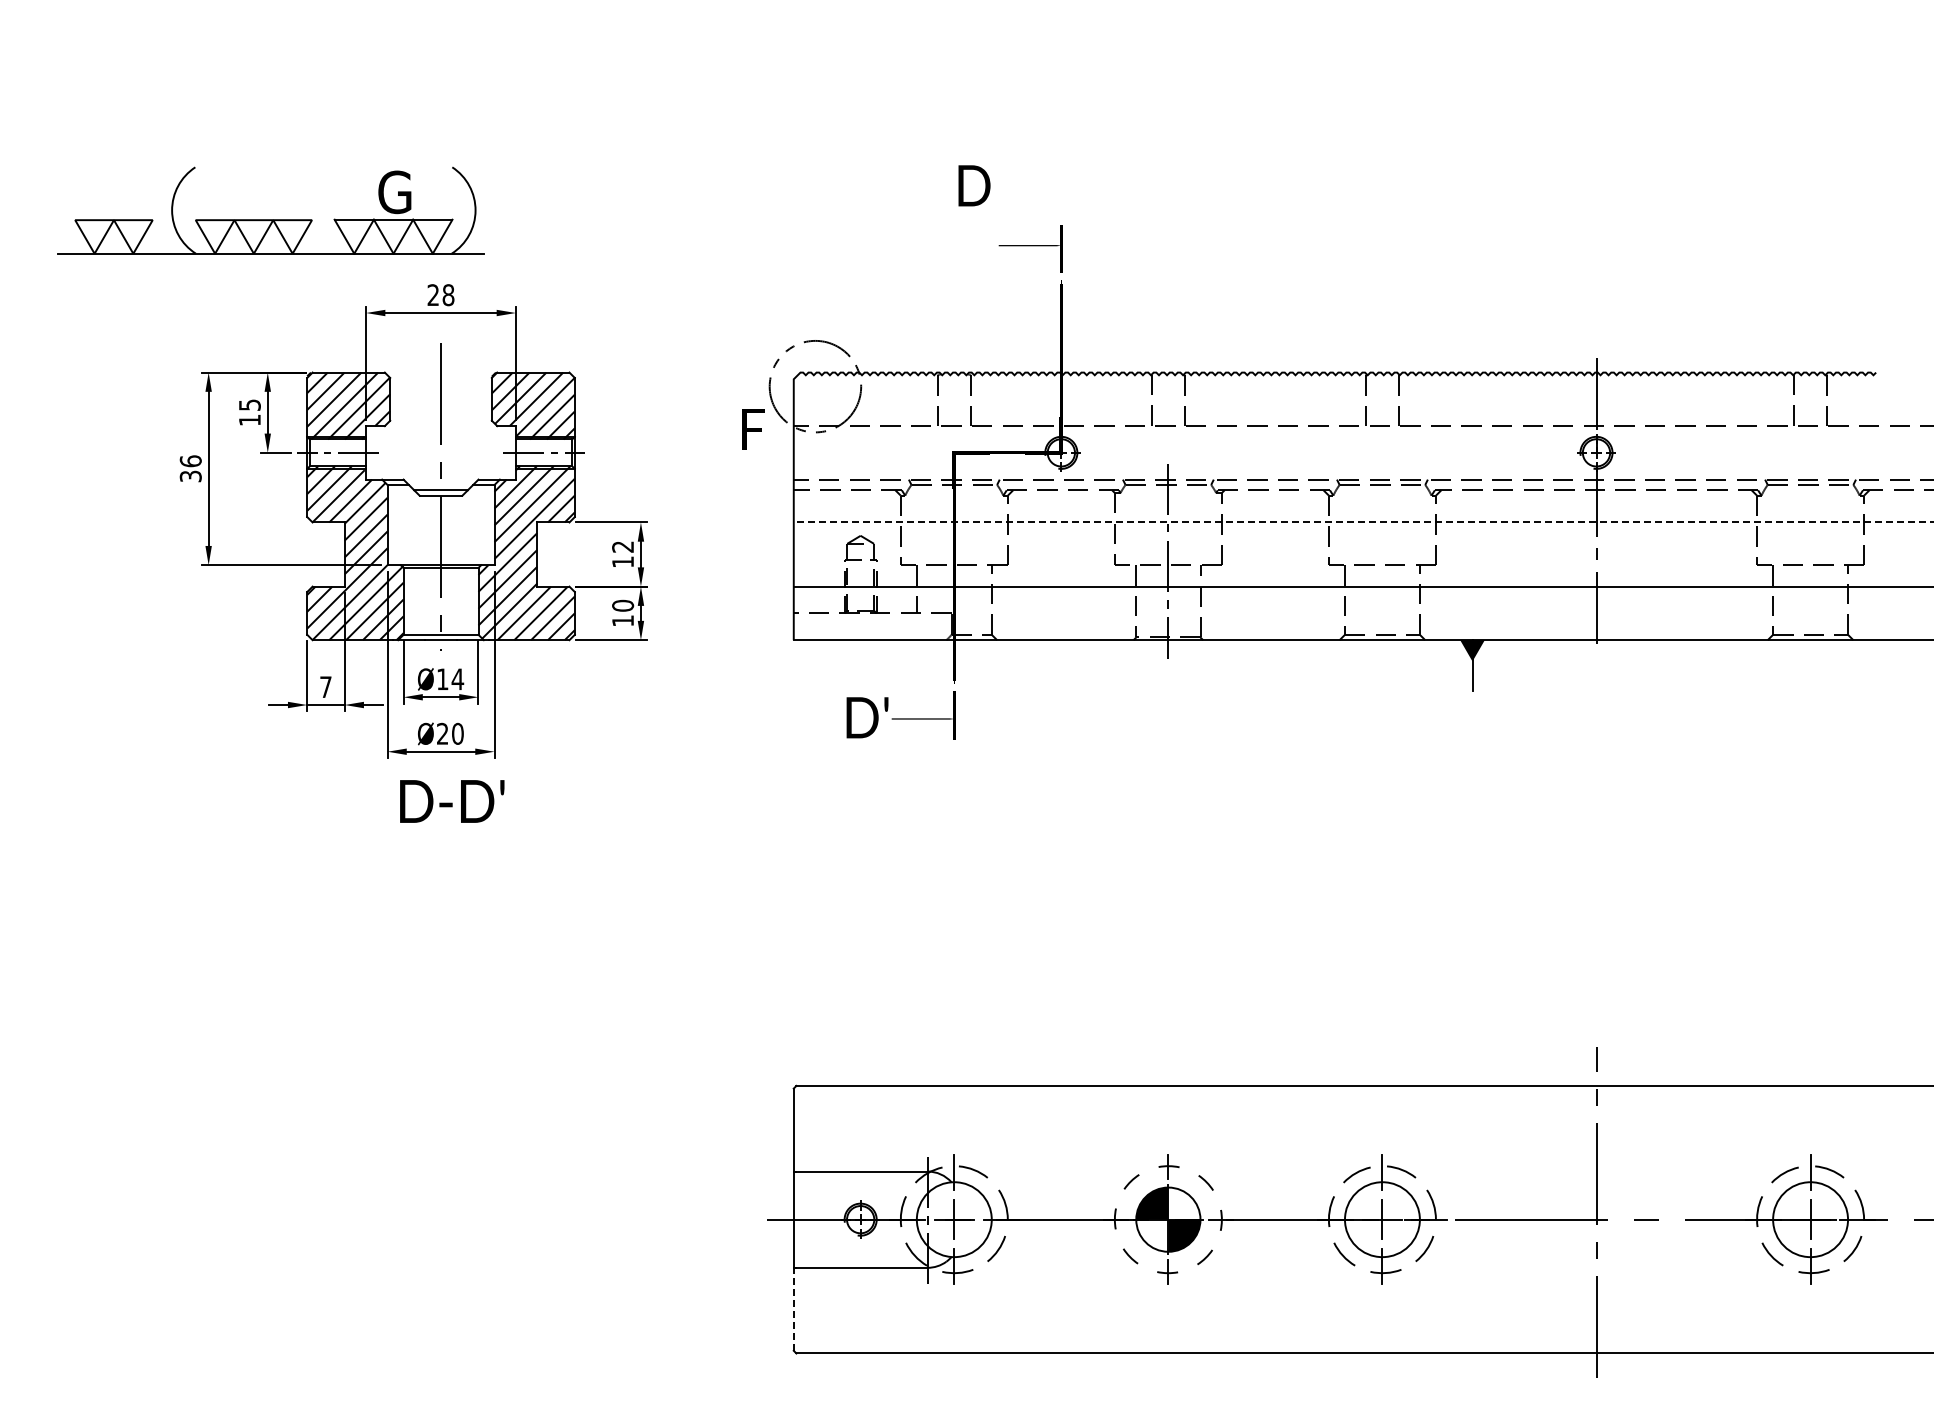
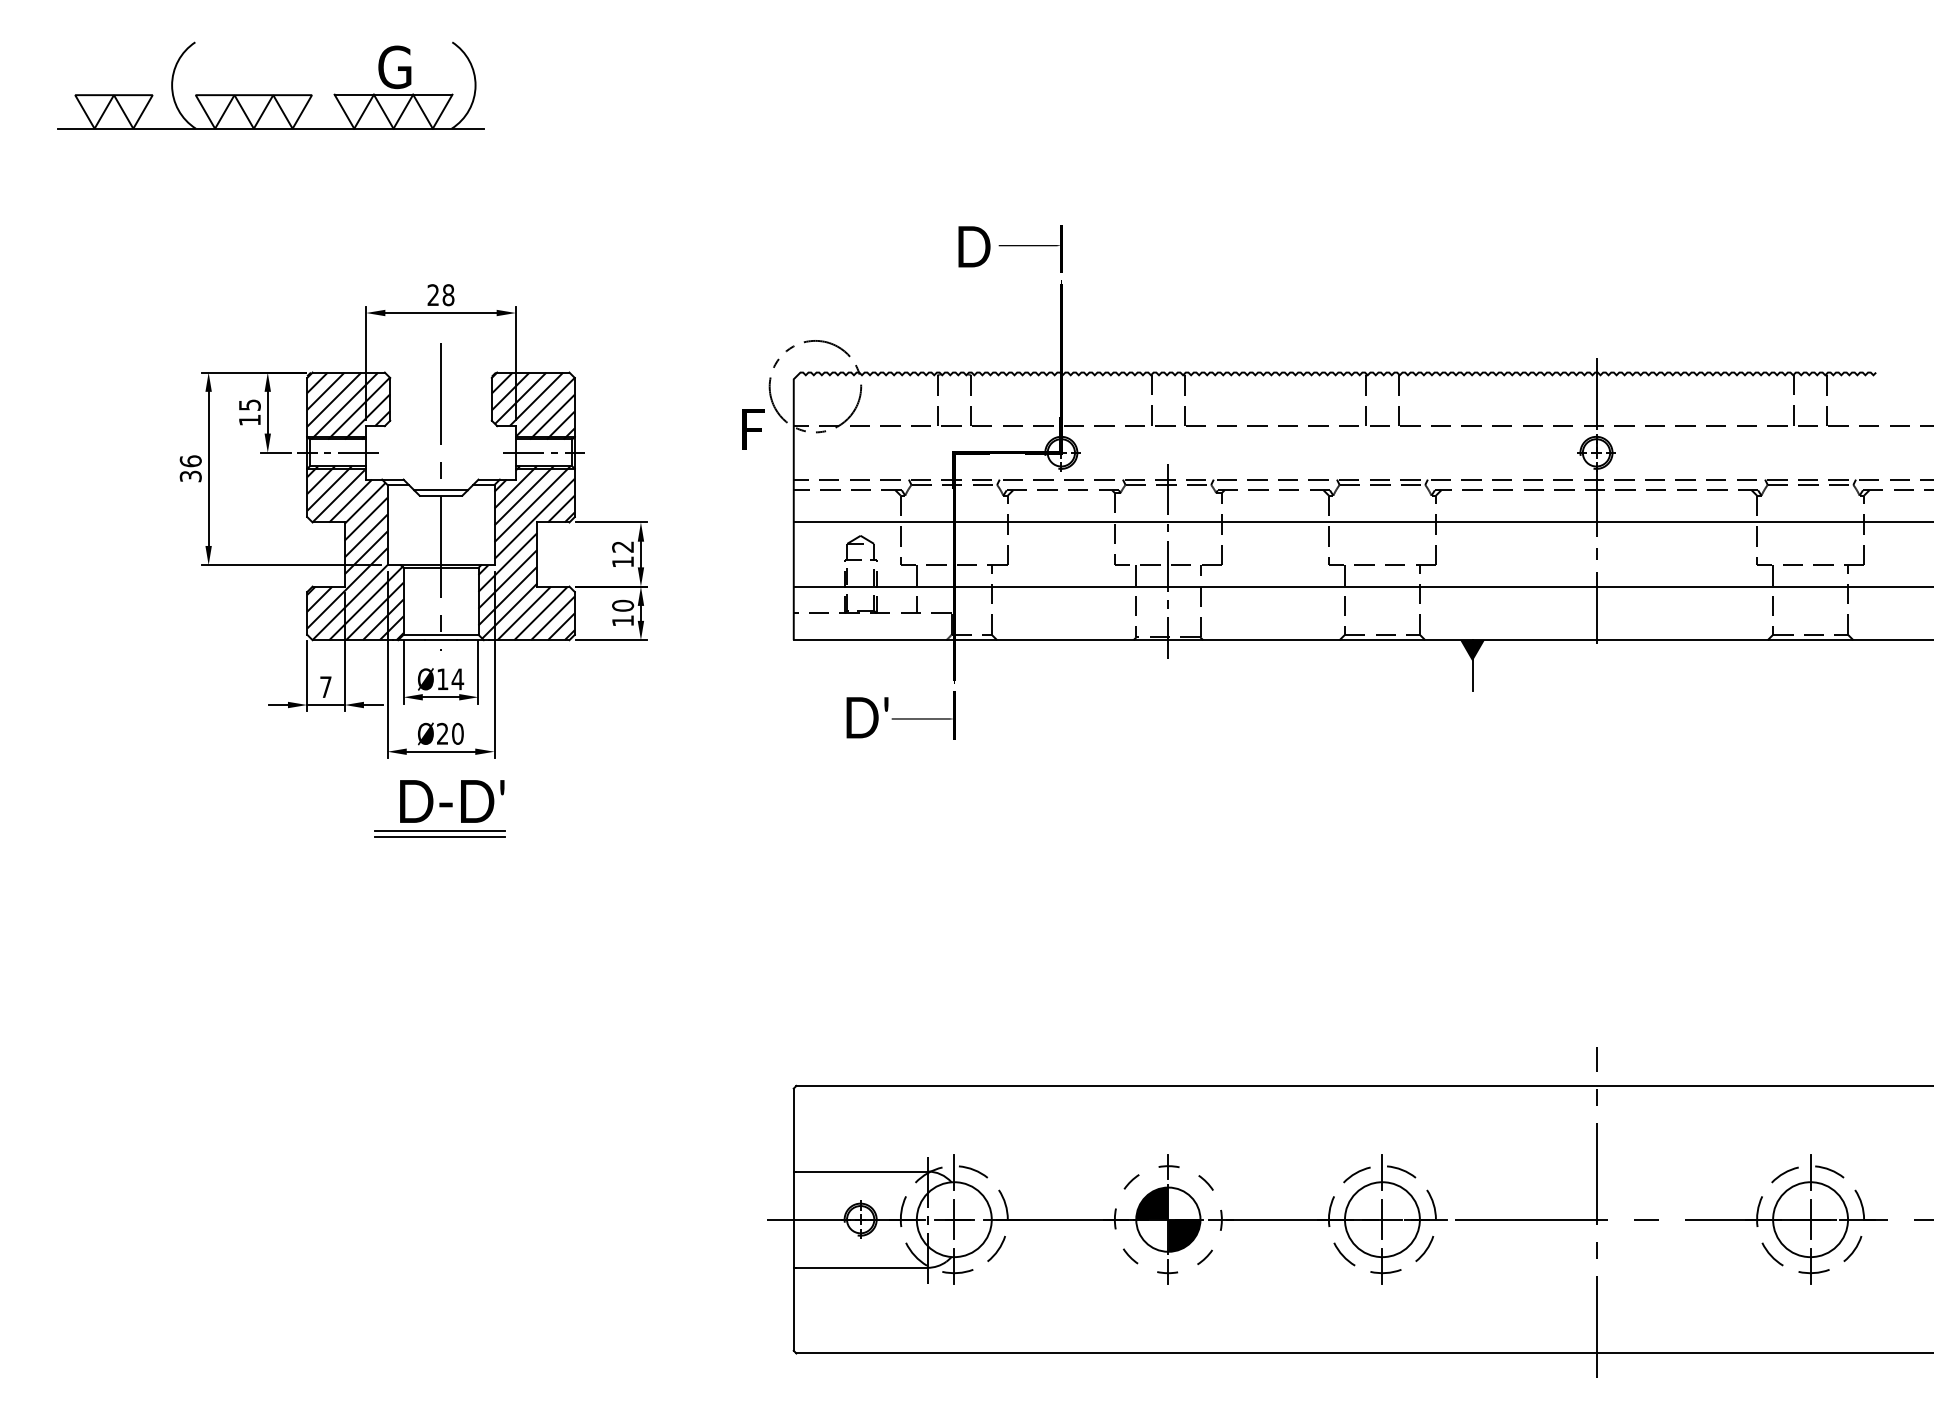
text position: (974, 185) -> (974, 246) (974, 246)
part position: (270, 219) -> (270, 94) (270, 94)
line: dashed -> solid (1363, 522)
line: none -> present (440, 831)
line: none -> present (440, 836)
line: dashed -> solid (793, 1308)
